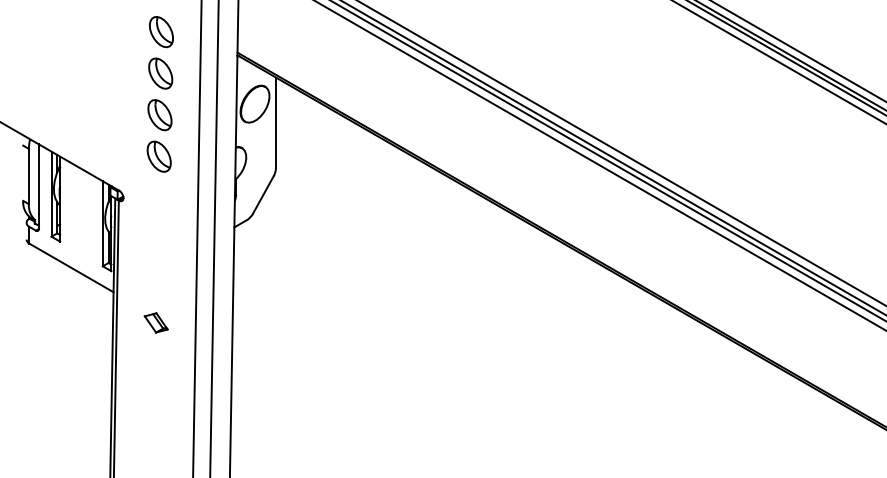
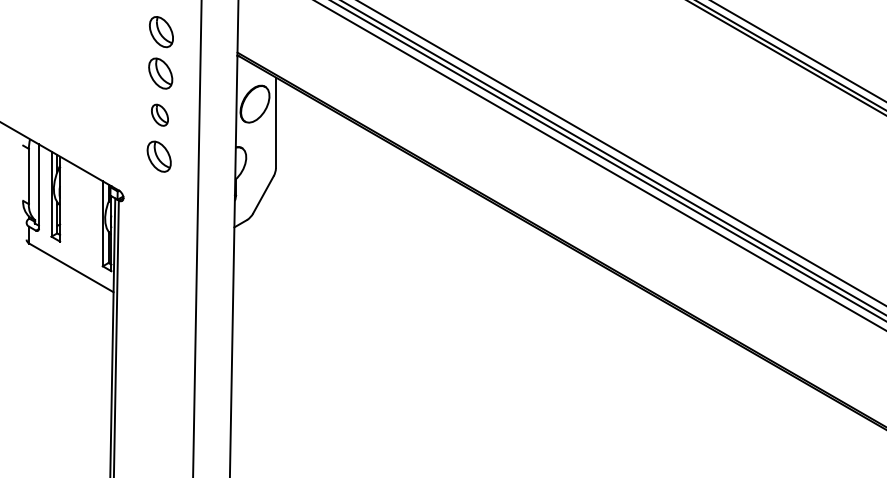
line: present -> none (779, 62)
part size: 26x33 px -> 18x24 px (159, 114)
line: present -> none (214, 238)
part: present -> none (155, 322)
